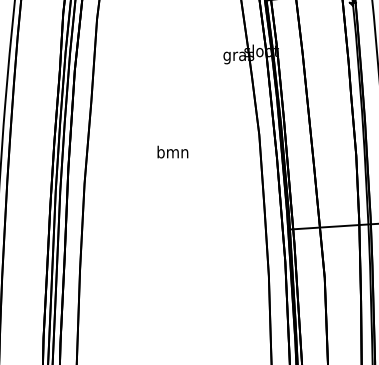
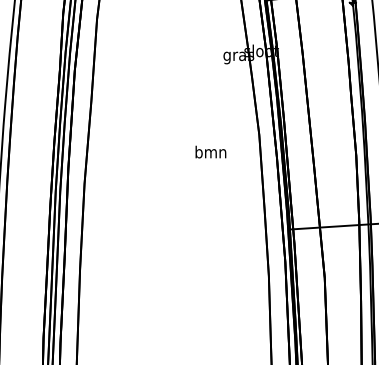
text position: (172, 151) -> (210, 151) (210, 151)
